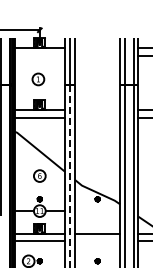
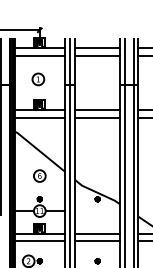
line: none -> present (97, 48)
line: none -> present (39, 55)
line: none -> present (97, 55)
line: none -> present (97, 110)
line: none -> present (97, 117)
line: dashed -> solid (69, 176)
line: none -> present (97, 241)
